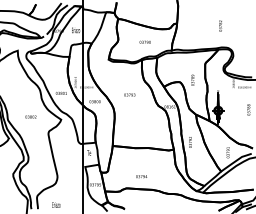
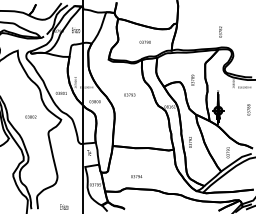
text position: (220, 25) -> (220, 31) (220, 31)
text position: (141, 176) -> (136, 176) (136, 176)
text position: (56, 204) -> (64, 206) (64, 206)
